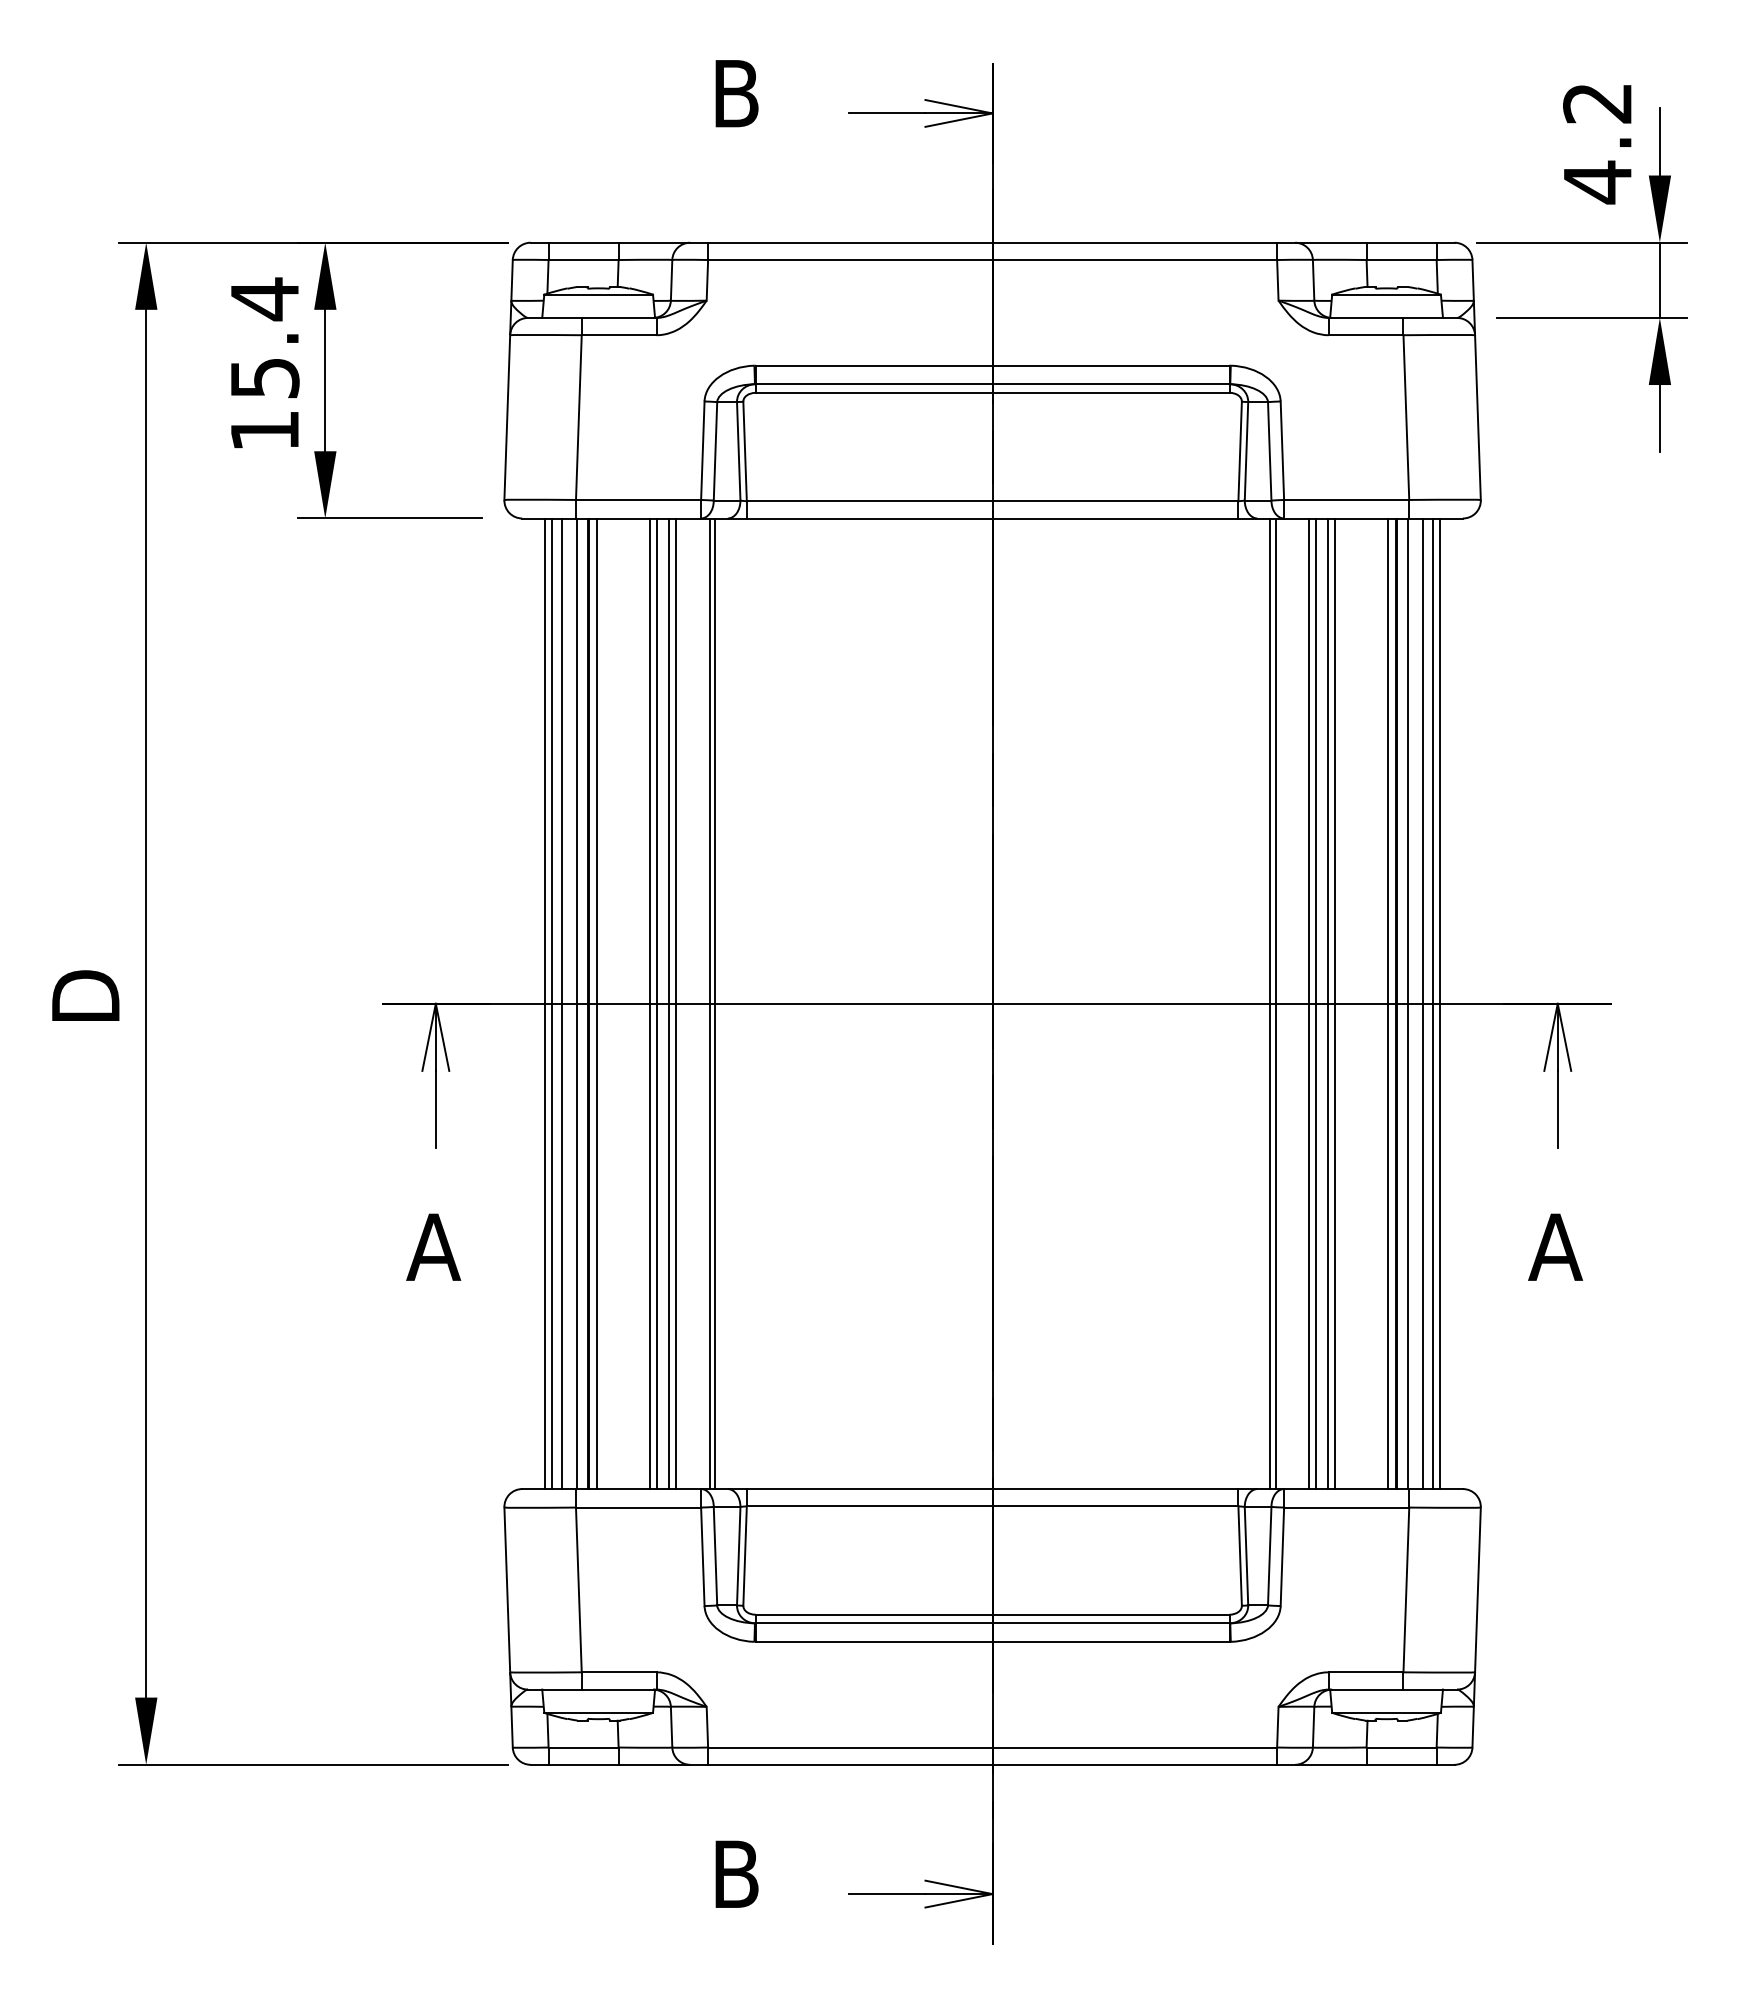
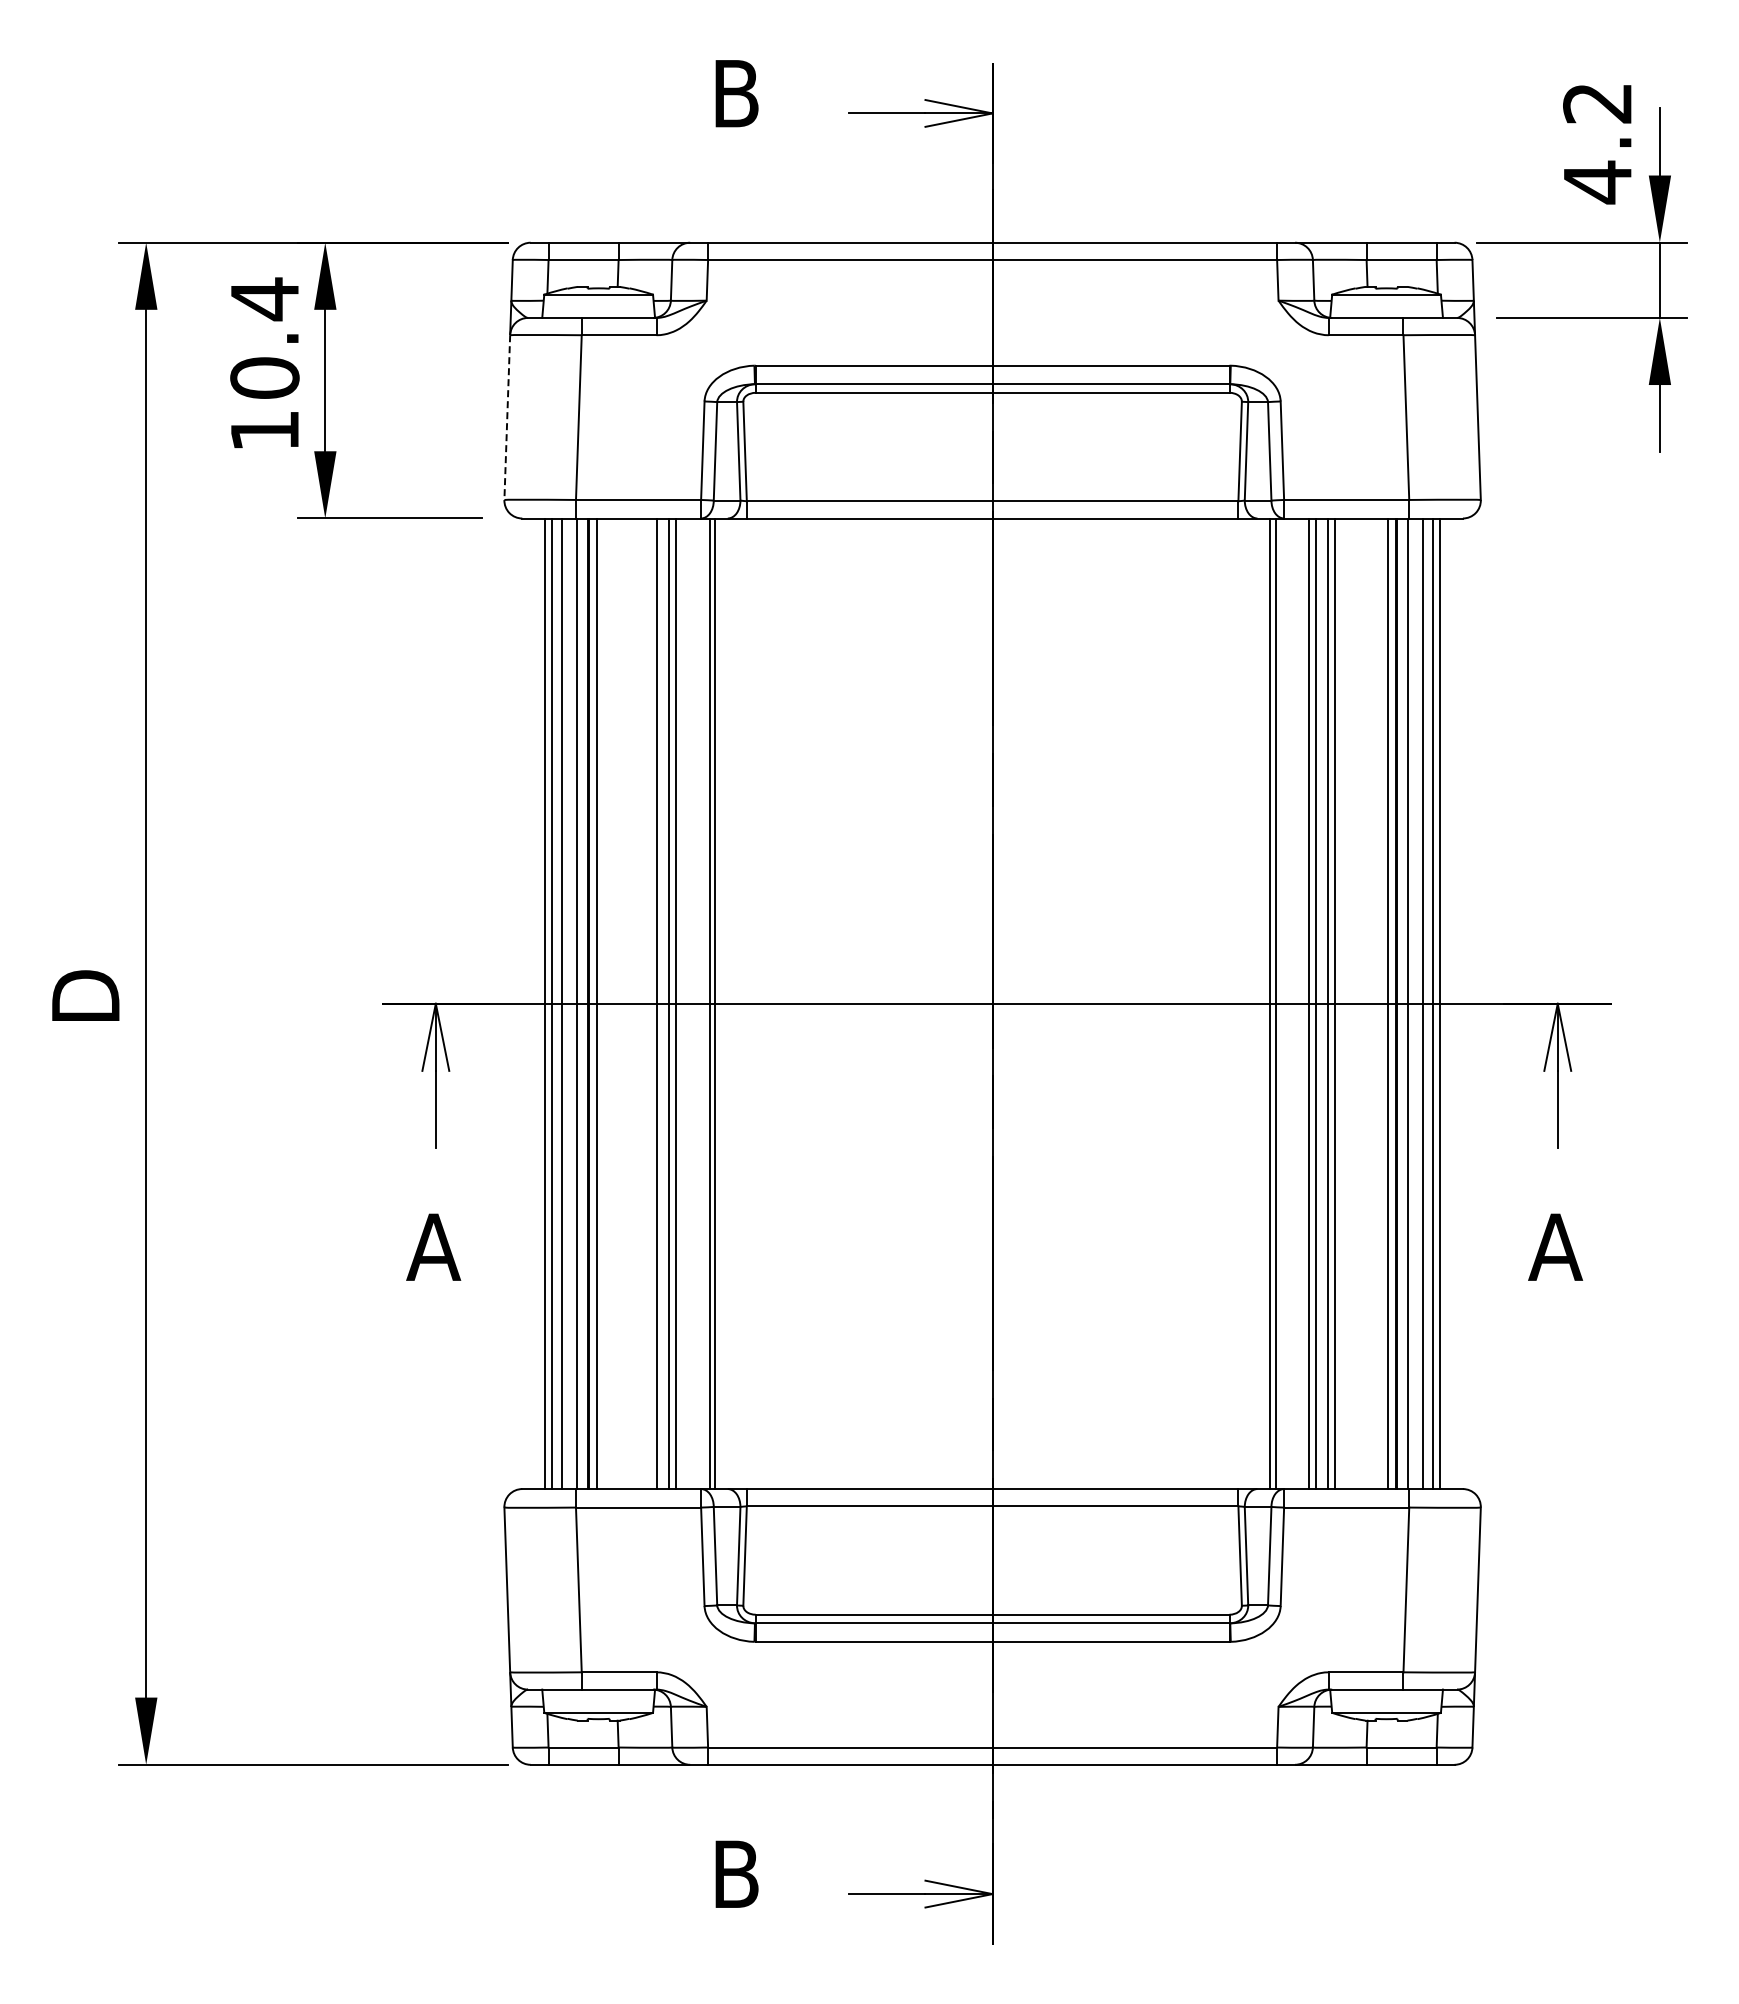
text: 15.4 -> 10.4 (264, 377)
line: solid -> dashed (507, 418)
line: present -> none (650, 1003)
